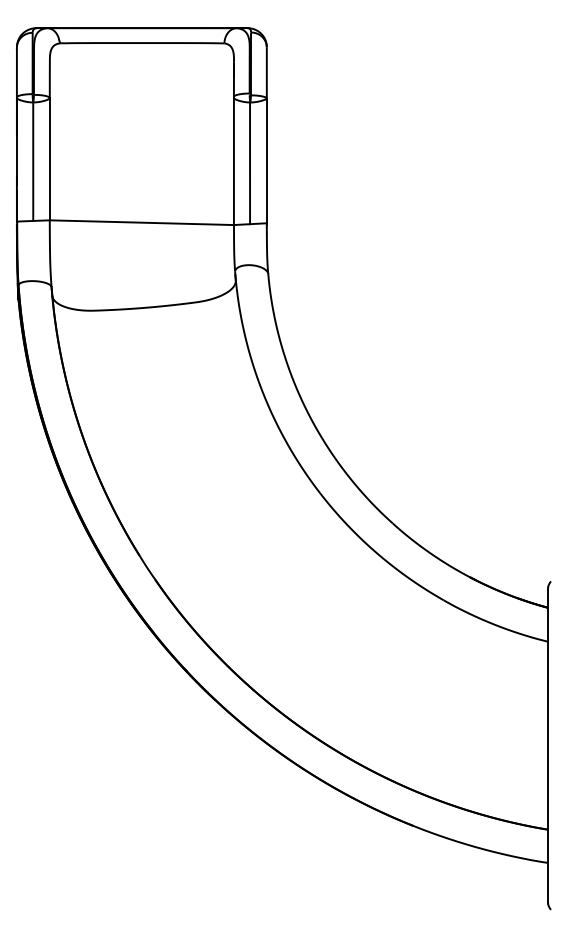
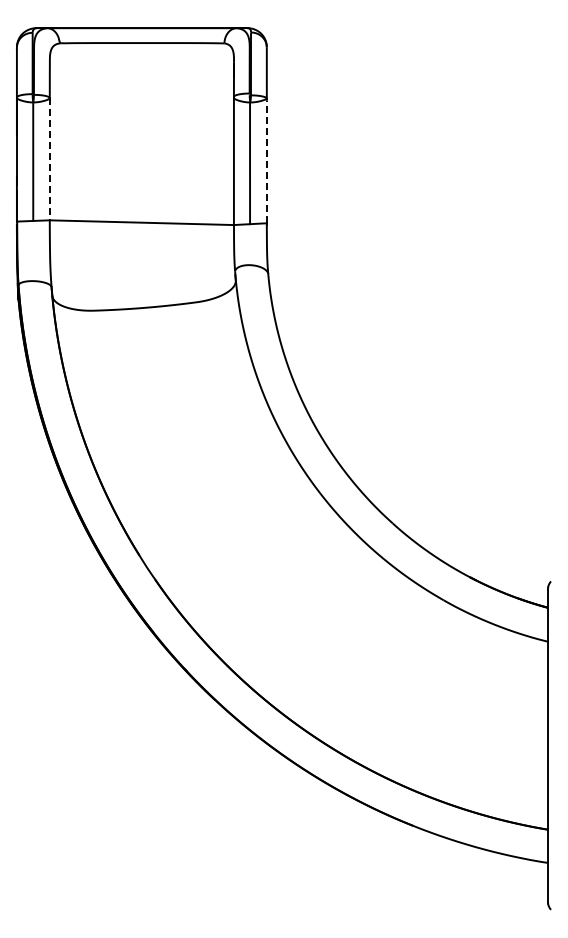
line: solid -> dashed (49, 159)
line: solid -> dashed (266, 161)
